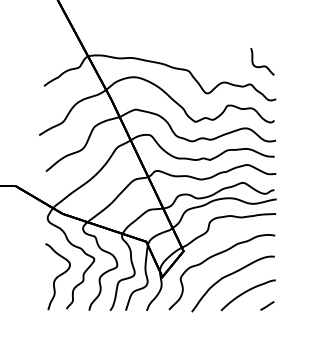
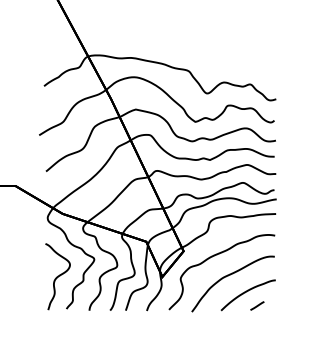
part: present -> none (262, 61)
line position: (267, 305) -> (257, 305) (257, 305)
